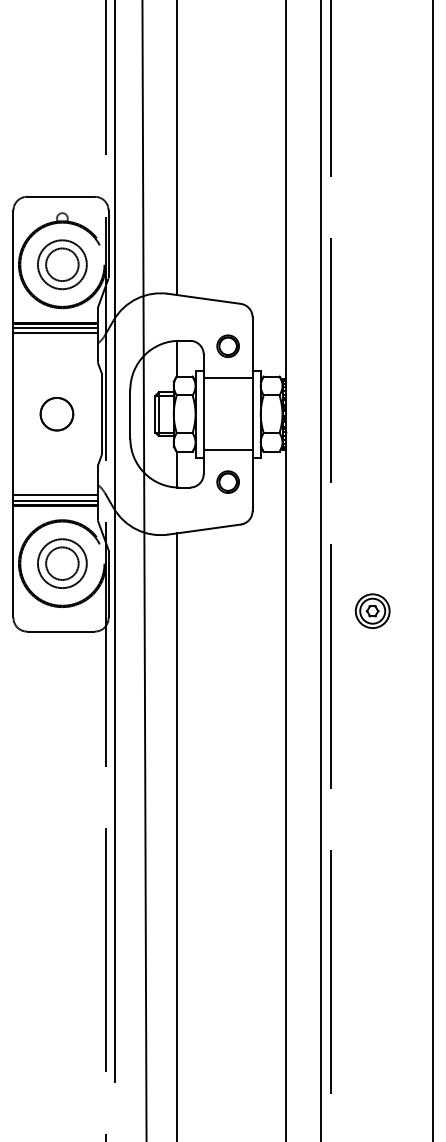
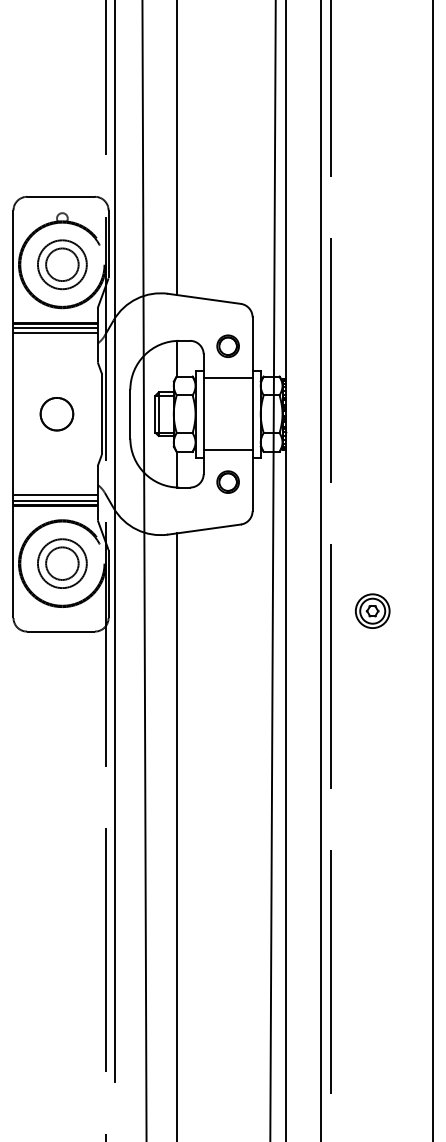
line: none -> present (272, 570)
